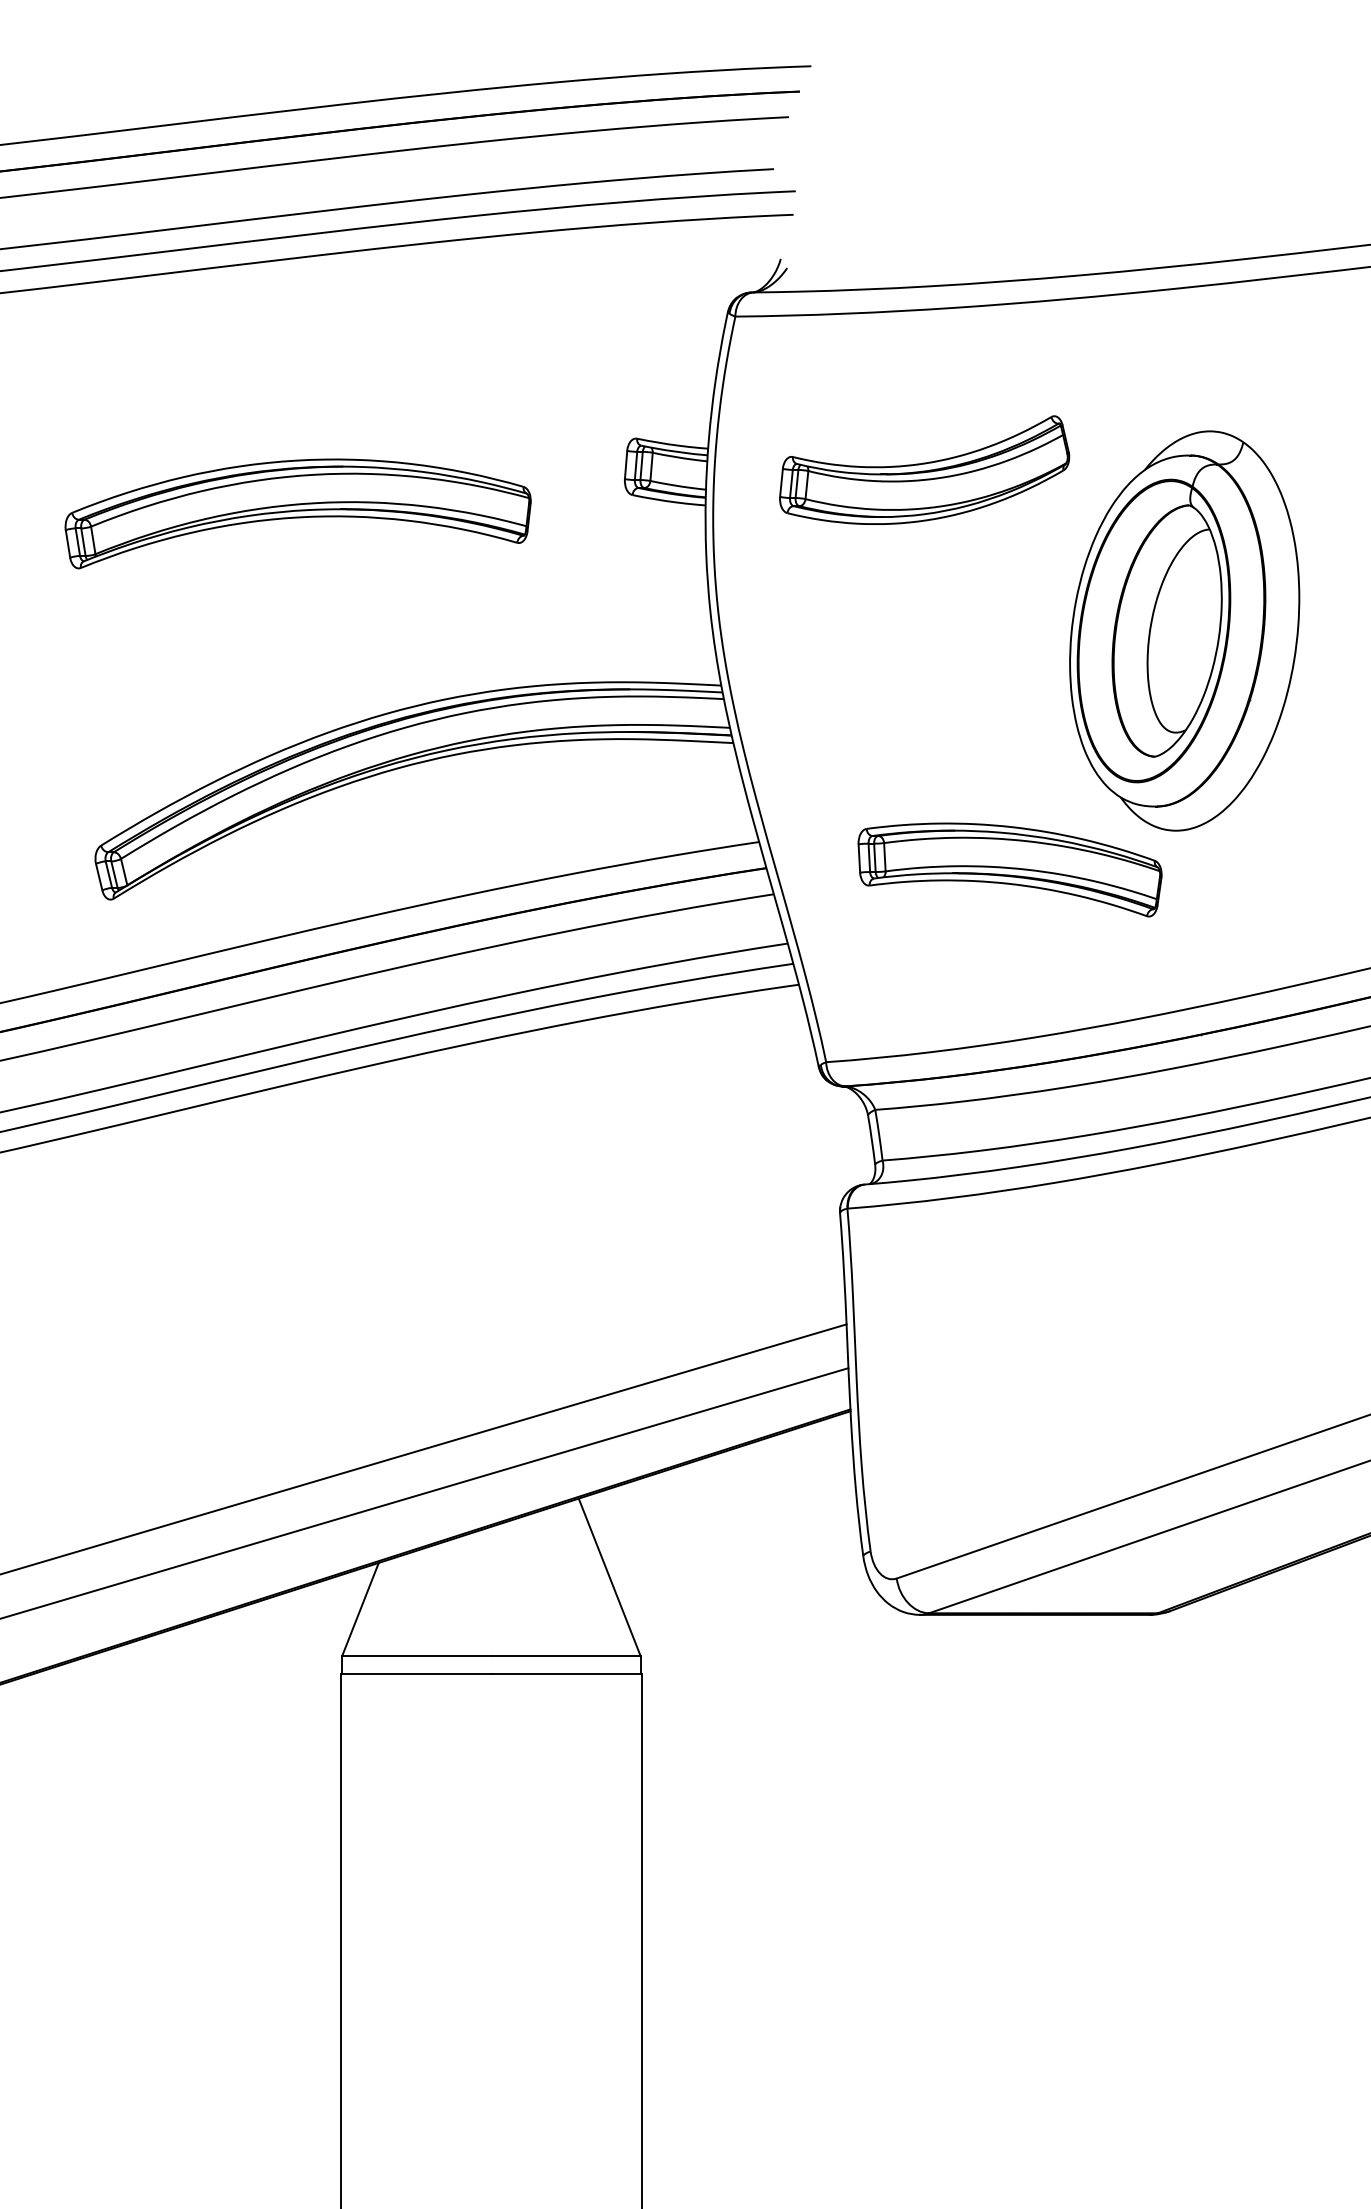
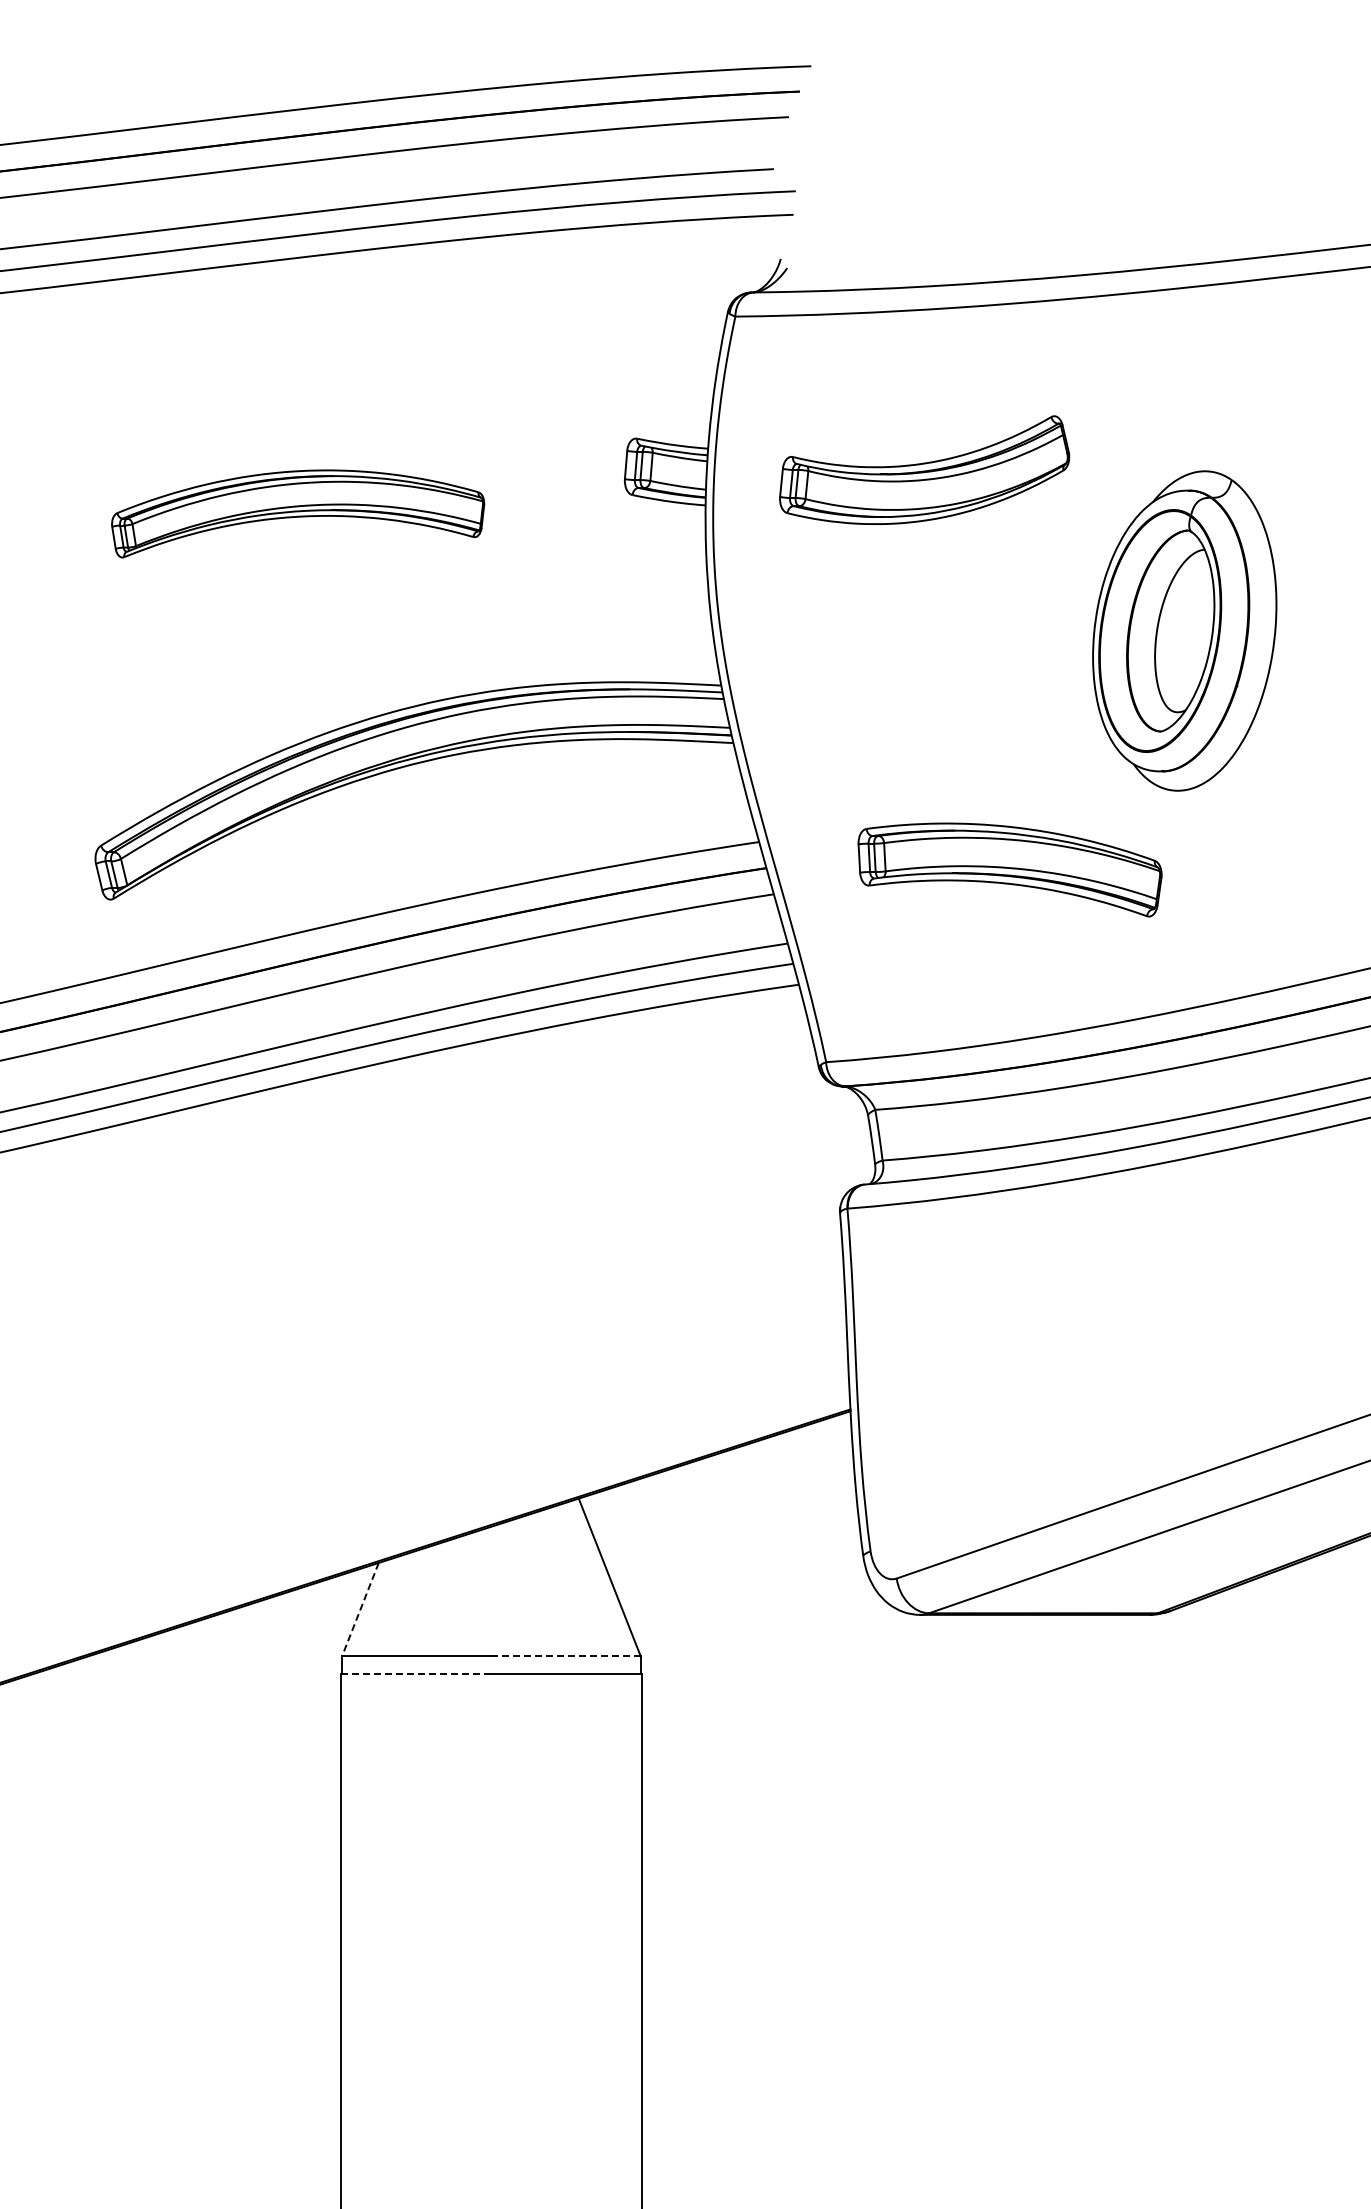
part size: 468x112 px -> 375x90 px (298, 513)
part size: 232x402 px -> 186x322 px (1184, 630)
line: present -> none (424, 1448)
line: present -> none (425, 1493)
line: solid -> dashed (360, 1610)
line: solid -> dashed (566, 1656)
line: solid -> dashed (415, 1674)
